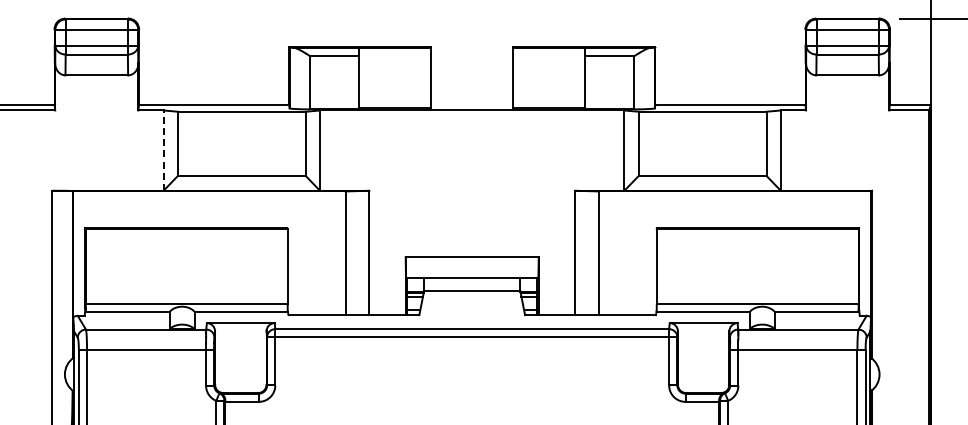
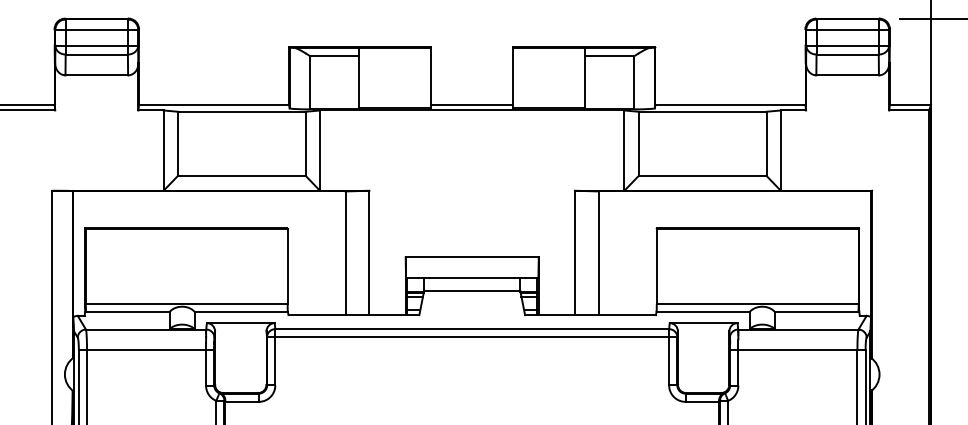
line: none -> present (472, 105)
line: dashed -> solid (163, 150)
